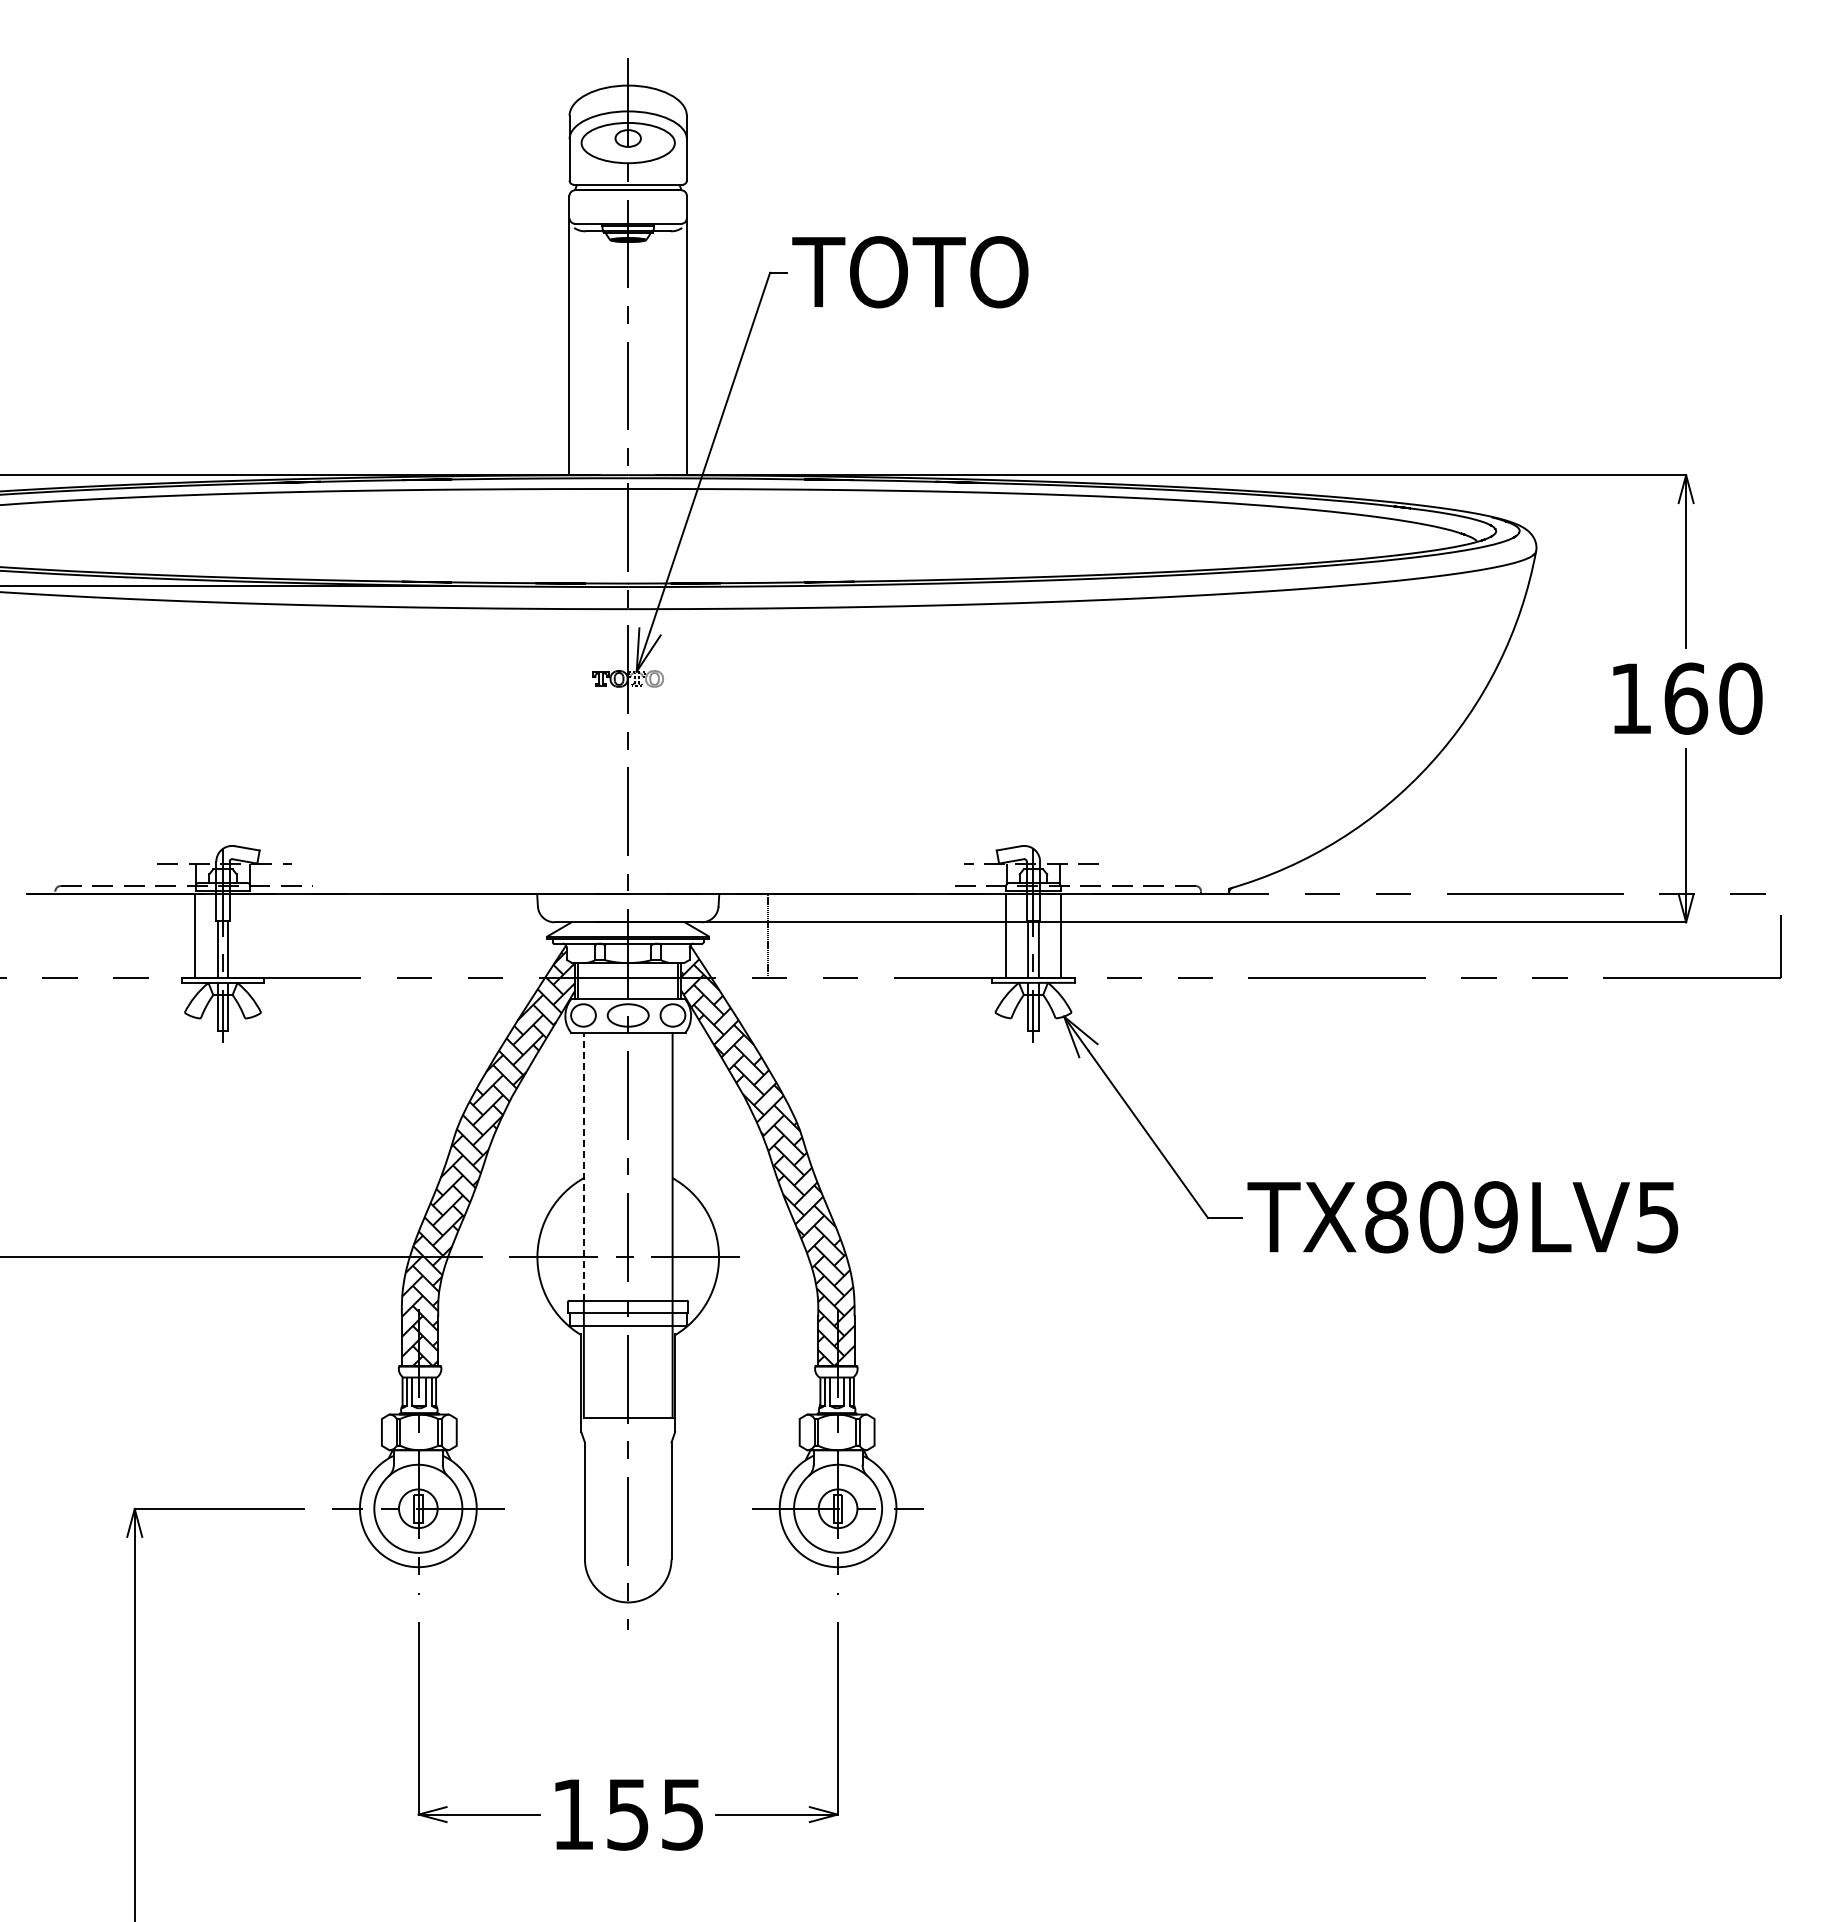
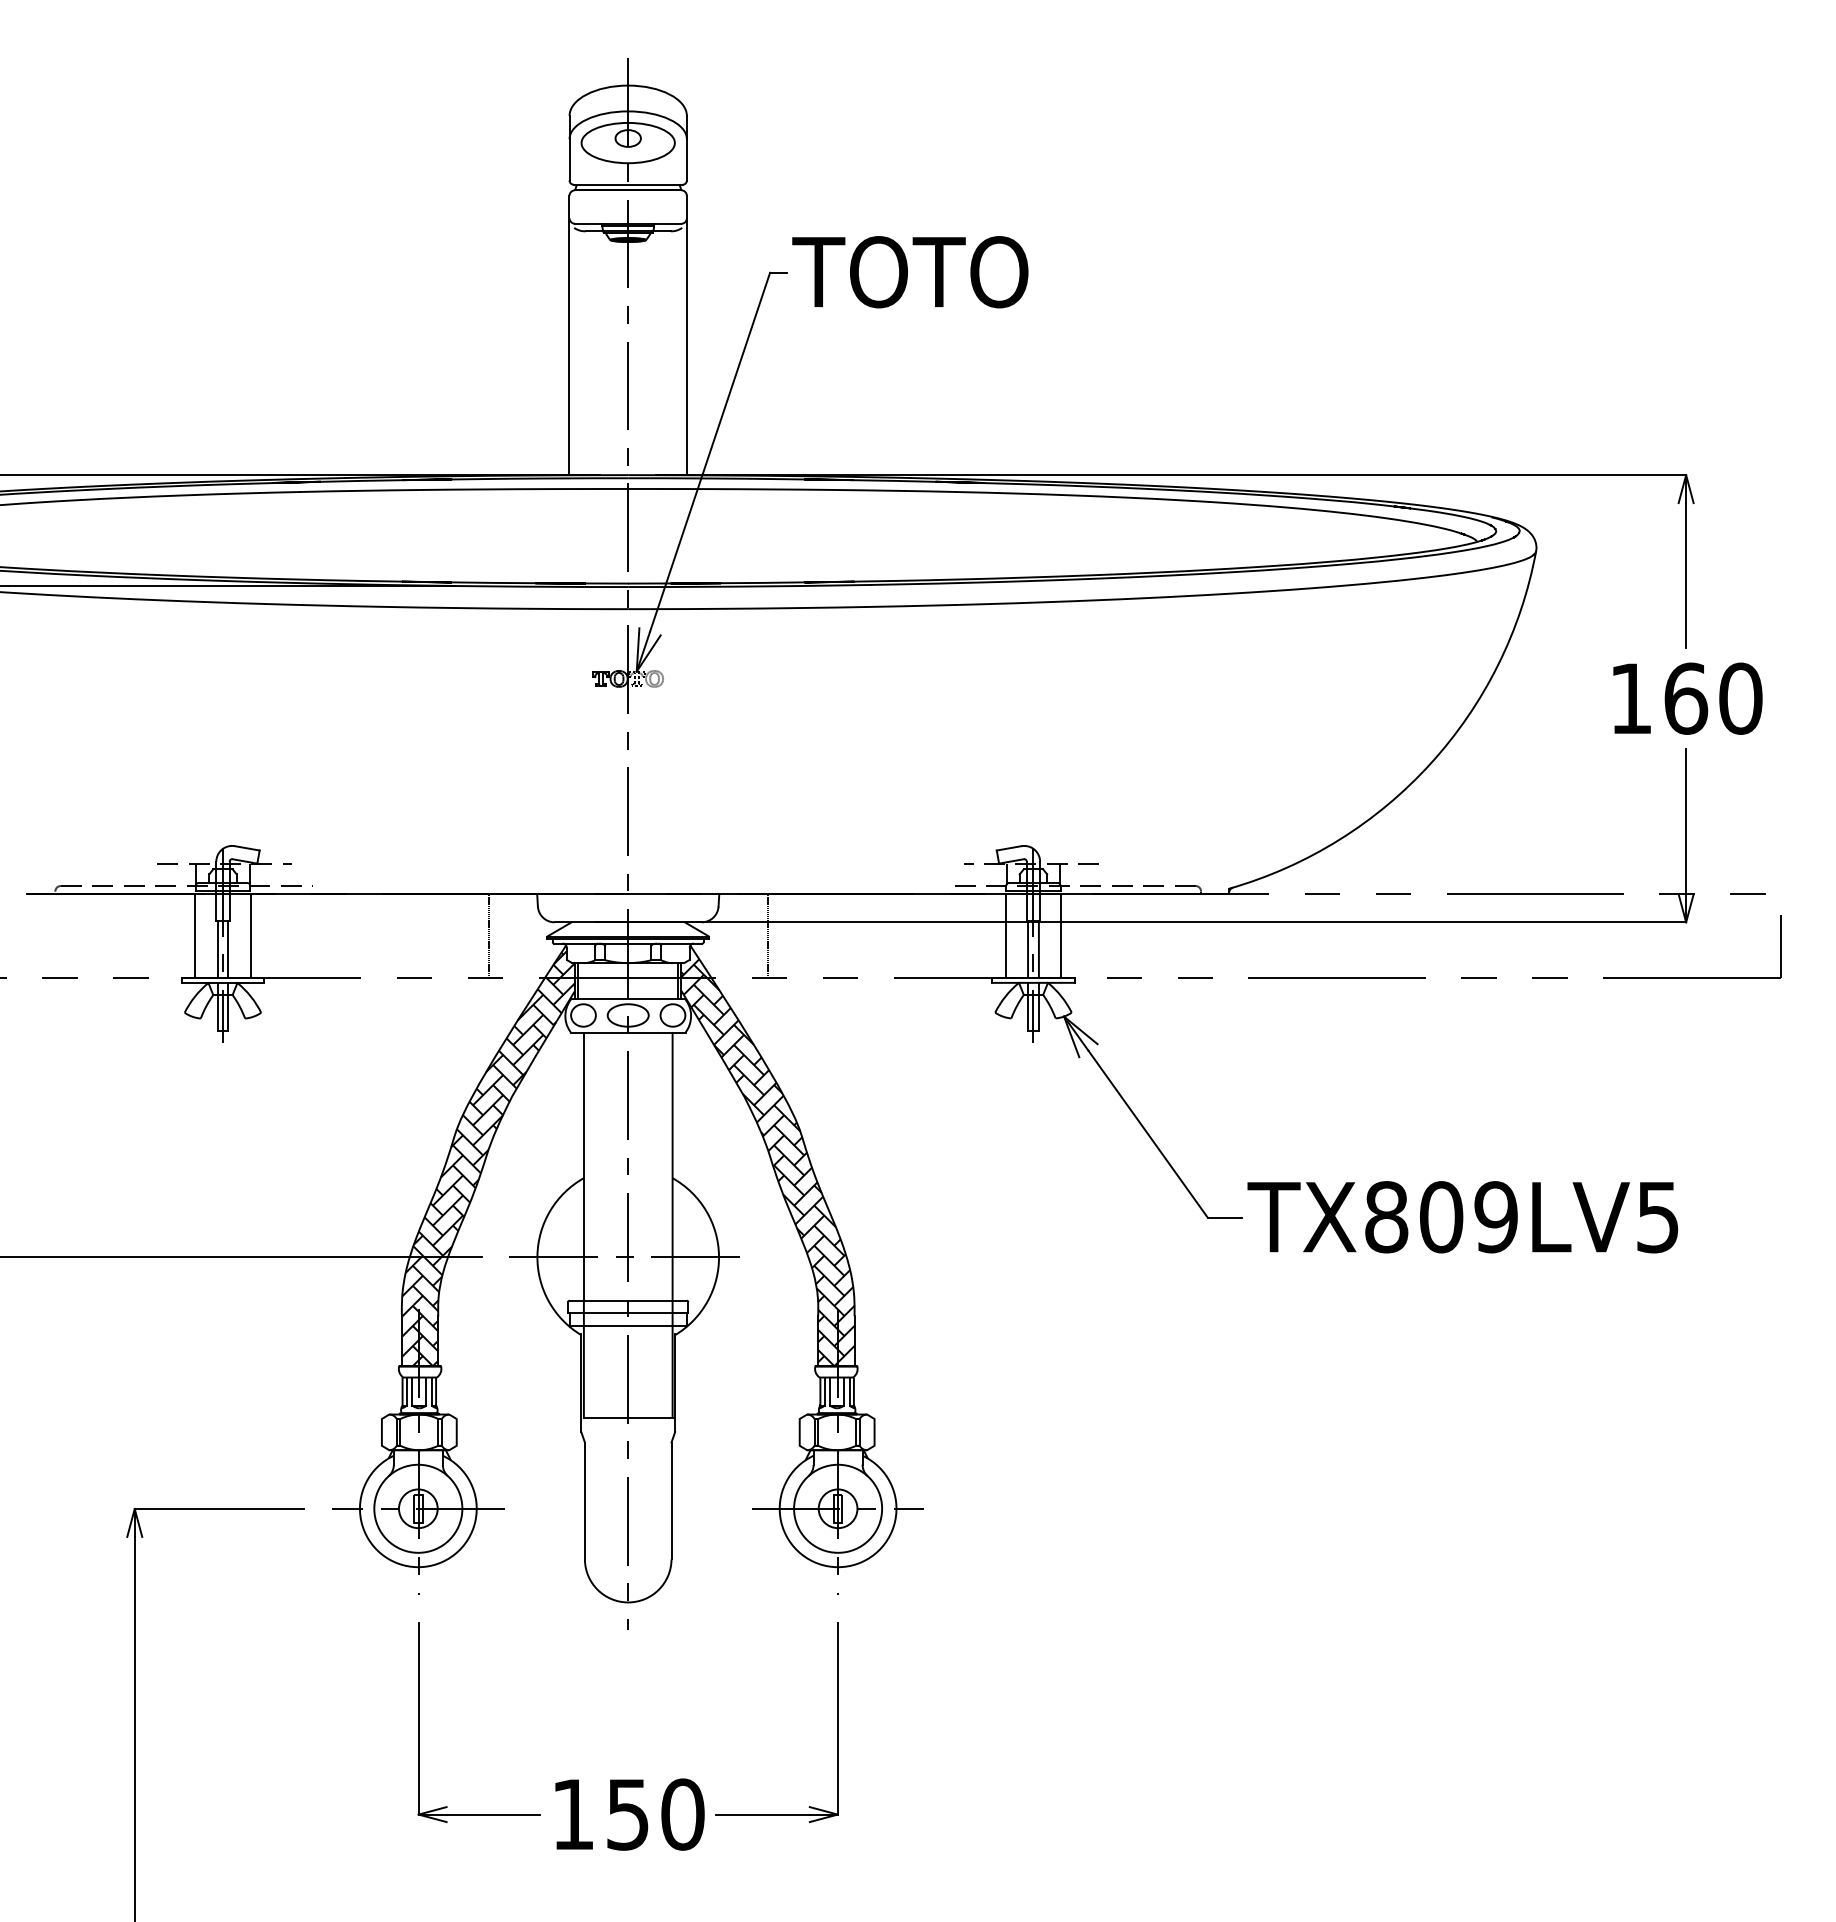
line: none -> present (250, 936)
line: none -> present (488, 936)
line: dashed -> solid (583, 1166)
text: 155 -> 150 (682, 1814)
